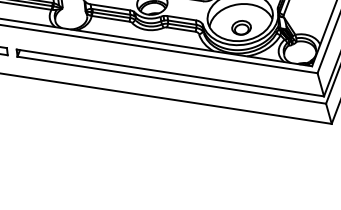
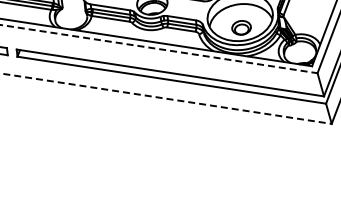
line: solid -> dashed (159, 49)
line: solid -> dashed (166, 98)
